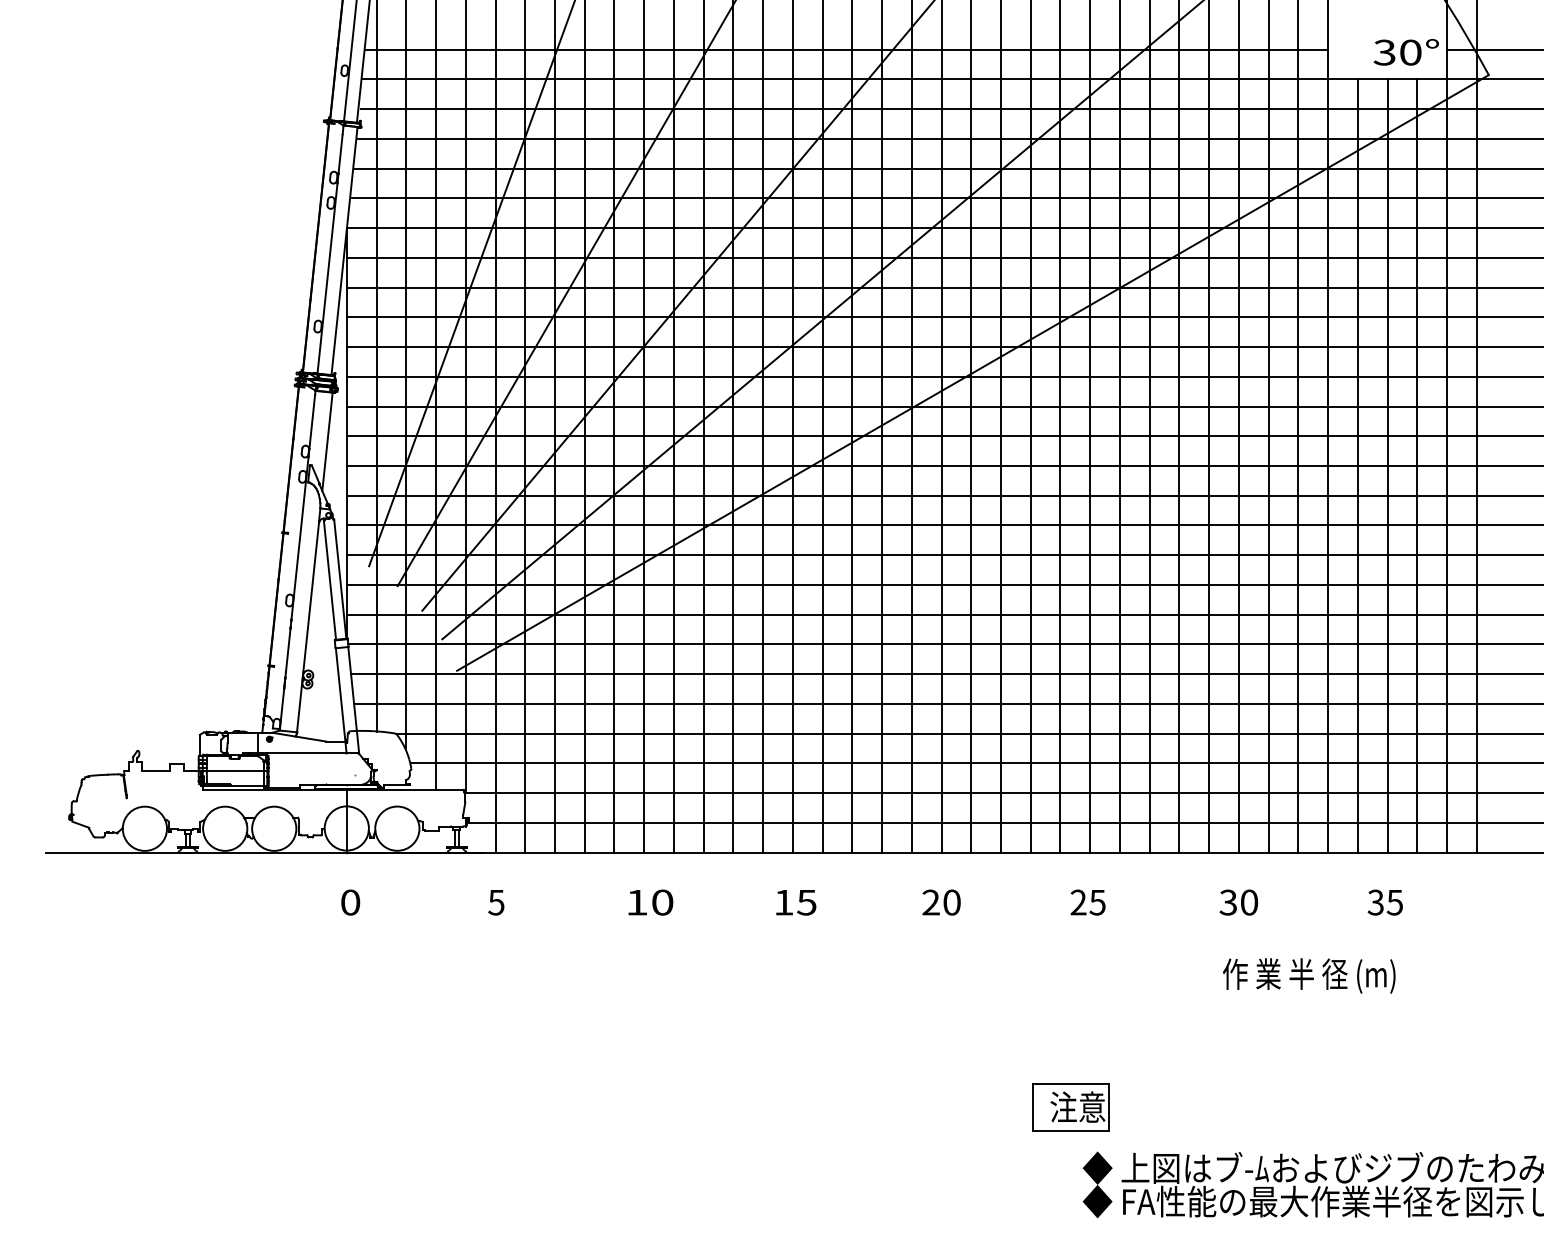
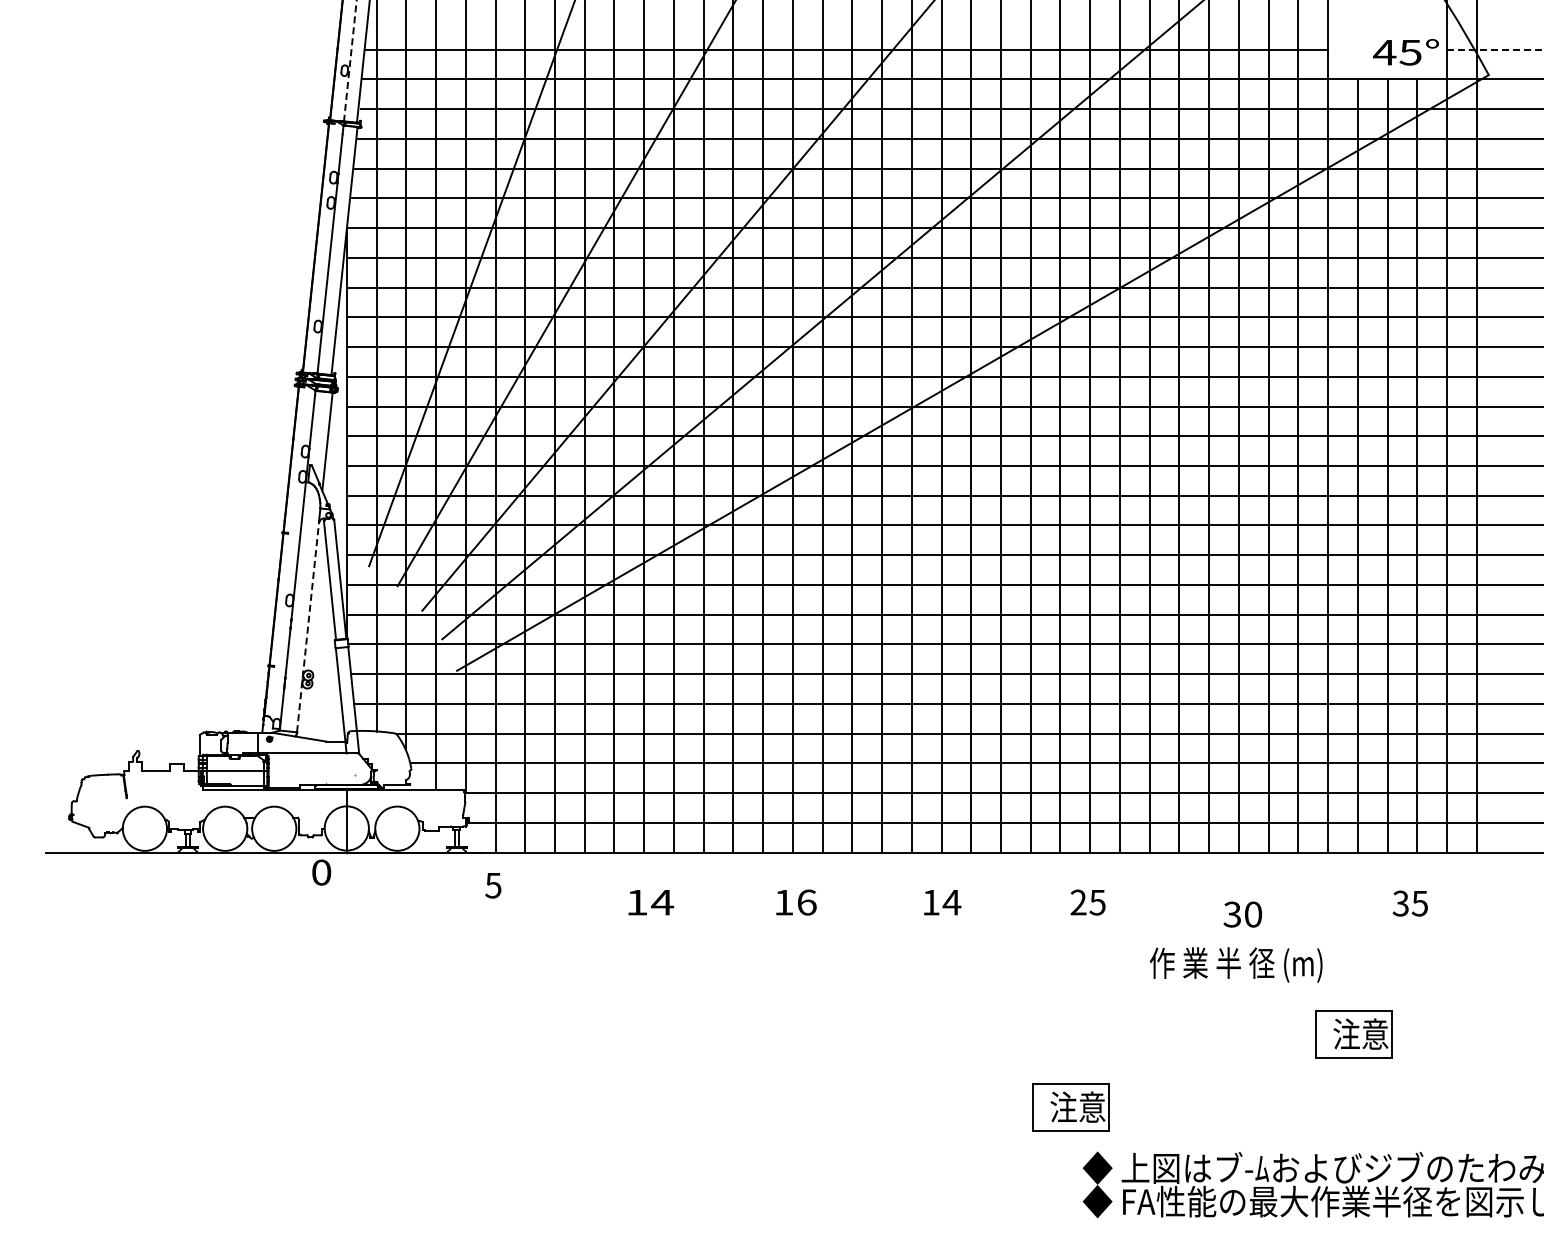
line: solid -> dashed (1495, 49)
text: 30° -> 45° (1397, 52)
line: solid -> dashed (350, 61)
line: solid -> dashed (308, 626)
text position: (350, 902) -> (321, 872) (321, 872)
text position: (496, 902) -> (493, 885) (493, 885)
text: 10 -> 14 (662, 902)
text: 15 -> 16 (806, 902)
text: 20 -> 14 (941, 902)
text position: (1238, 902) -> (1242, 914) (1242, 914)
text position: (1384, 902) -> (1409, 903) (1409, 903)
text position: (1309, 975) -> (1236, 964) (1236, 964)
part: none -> present (1353, 1034)
